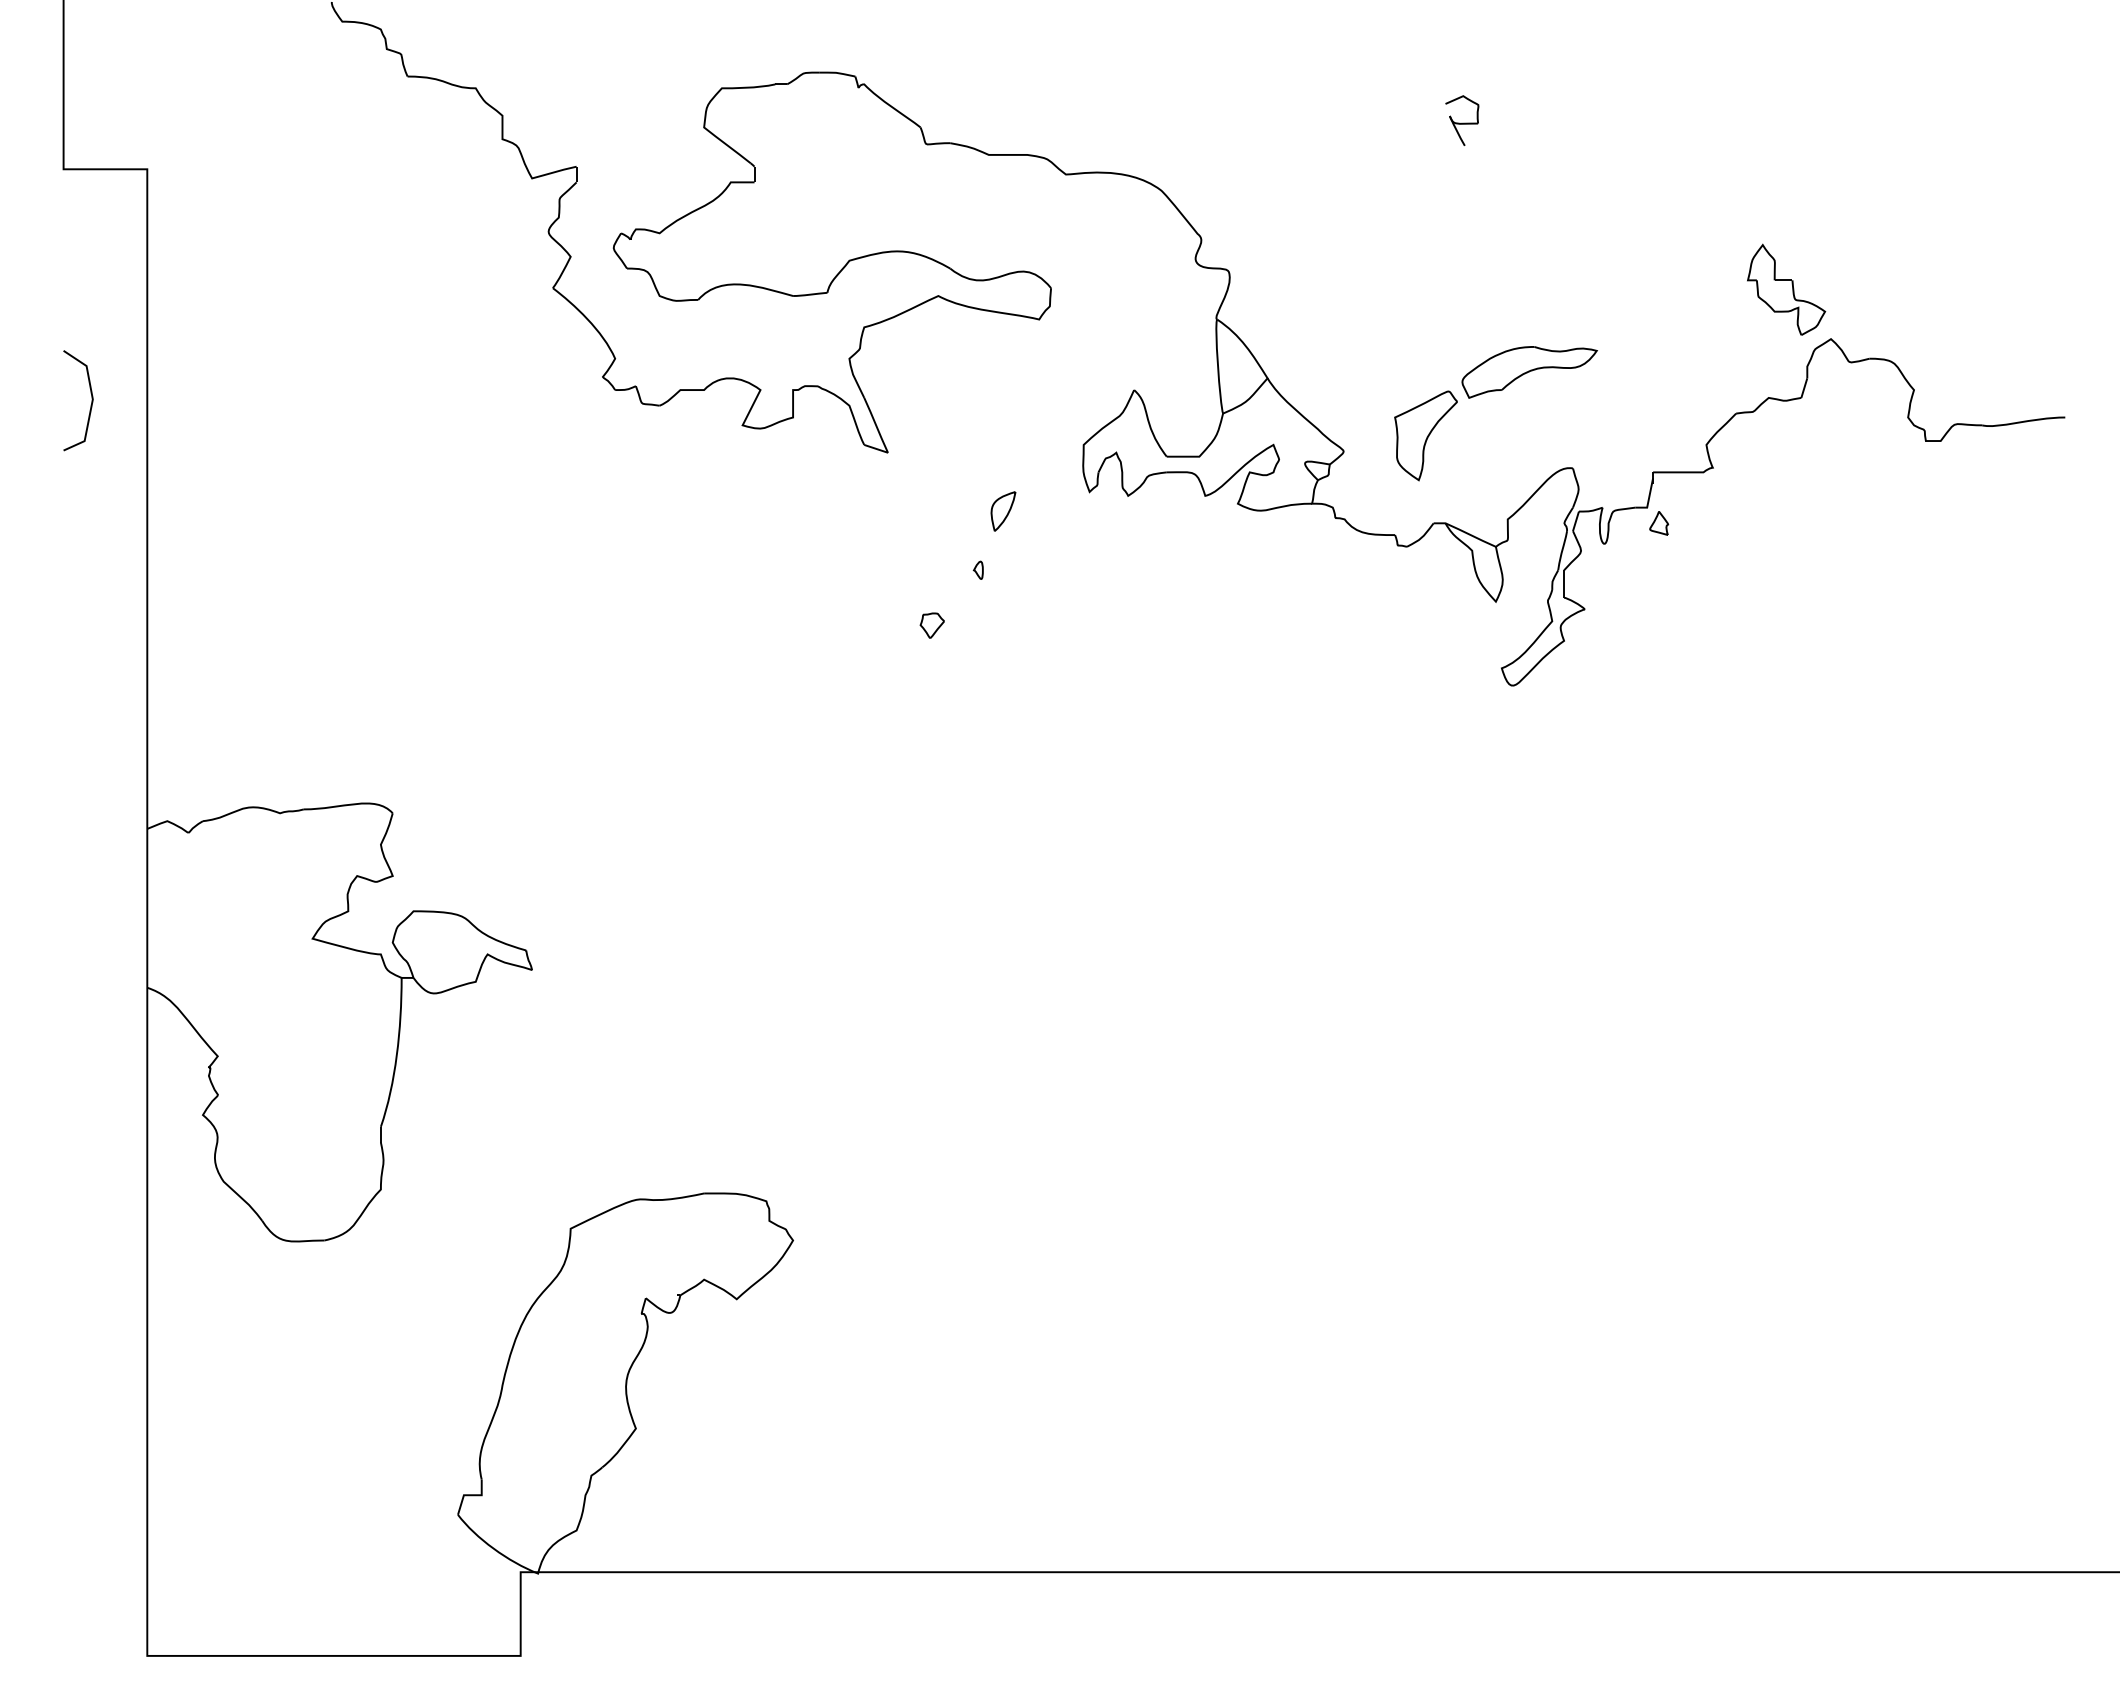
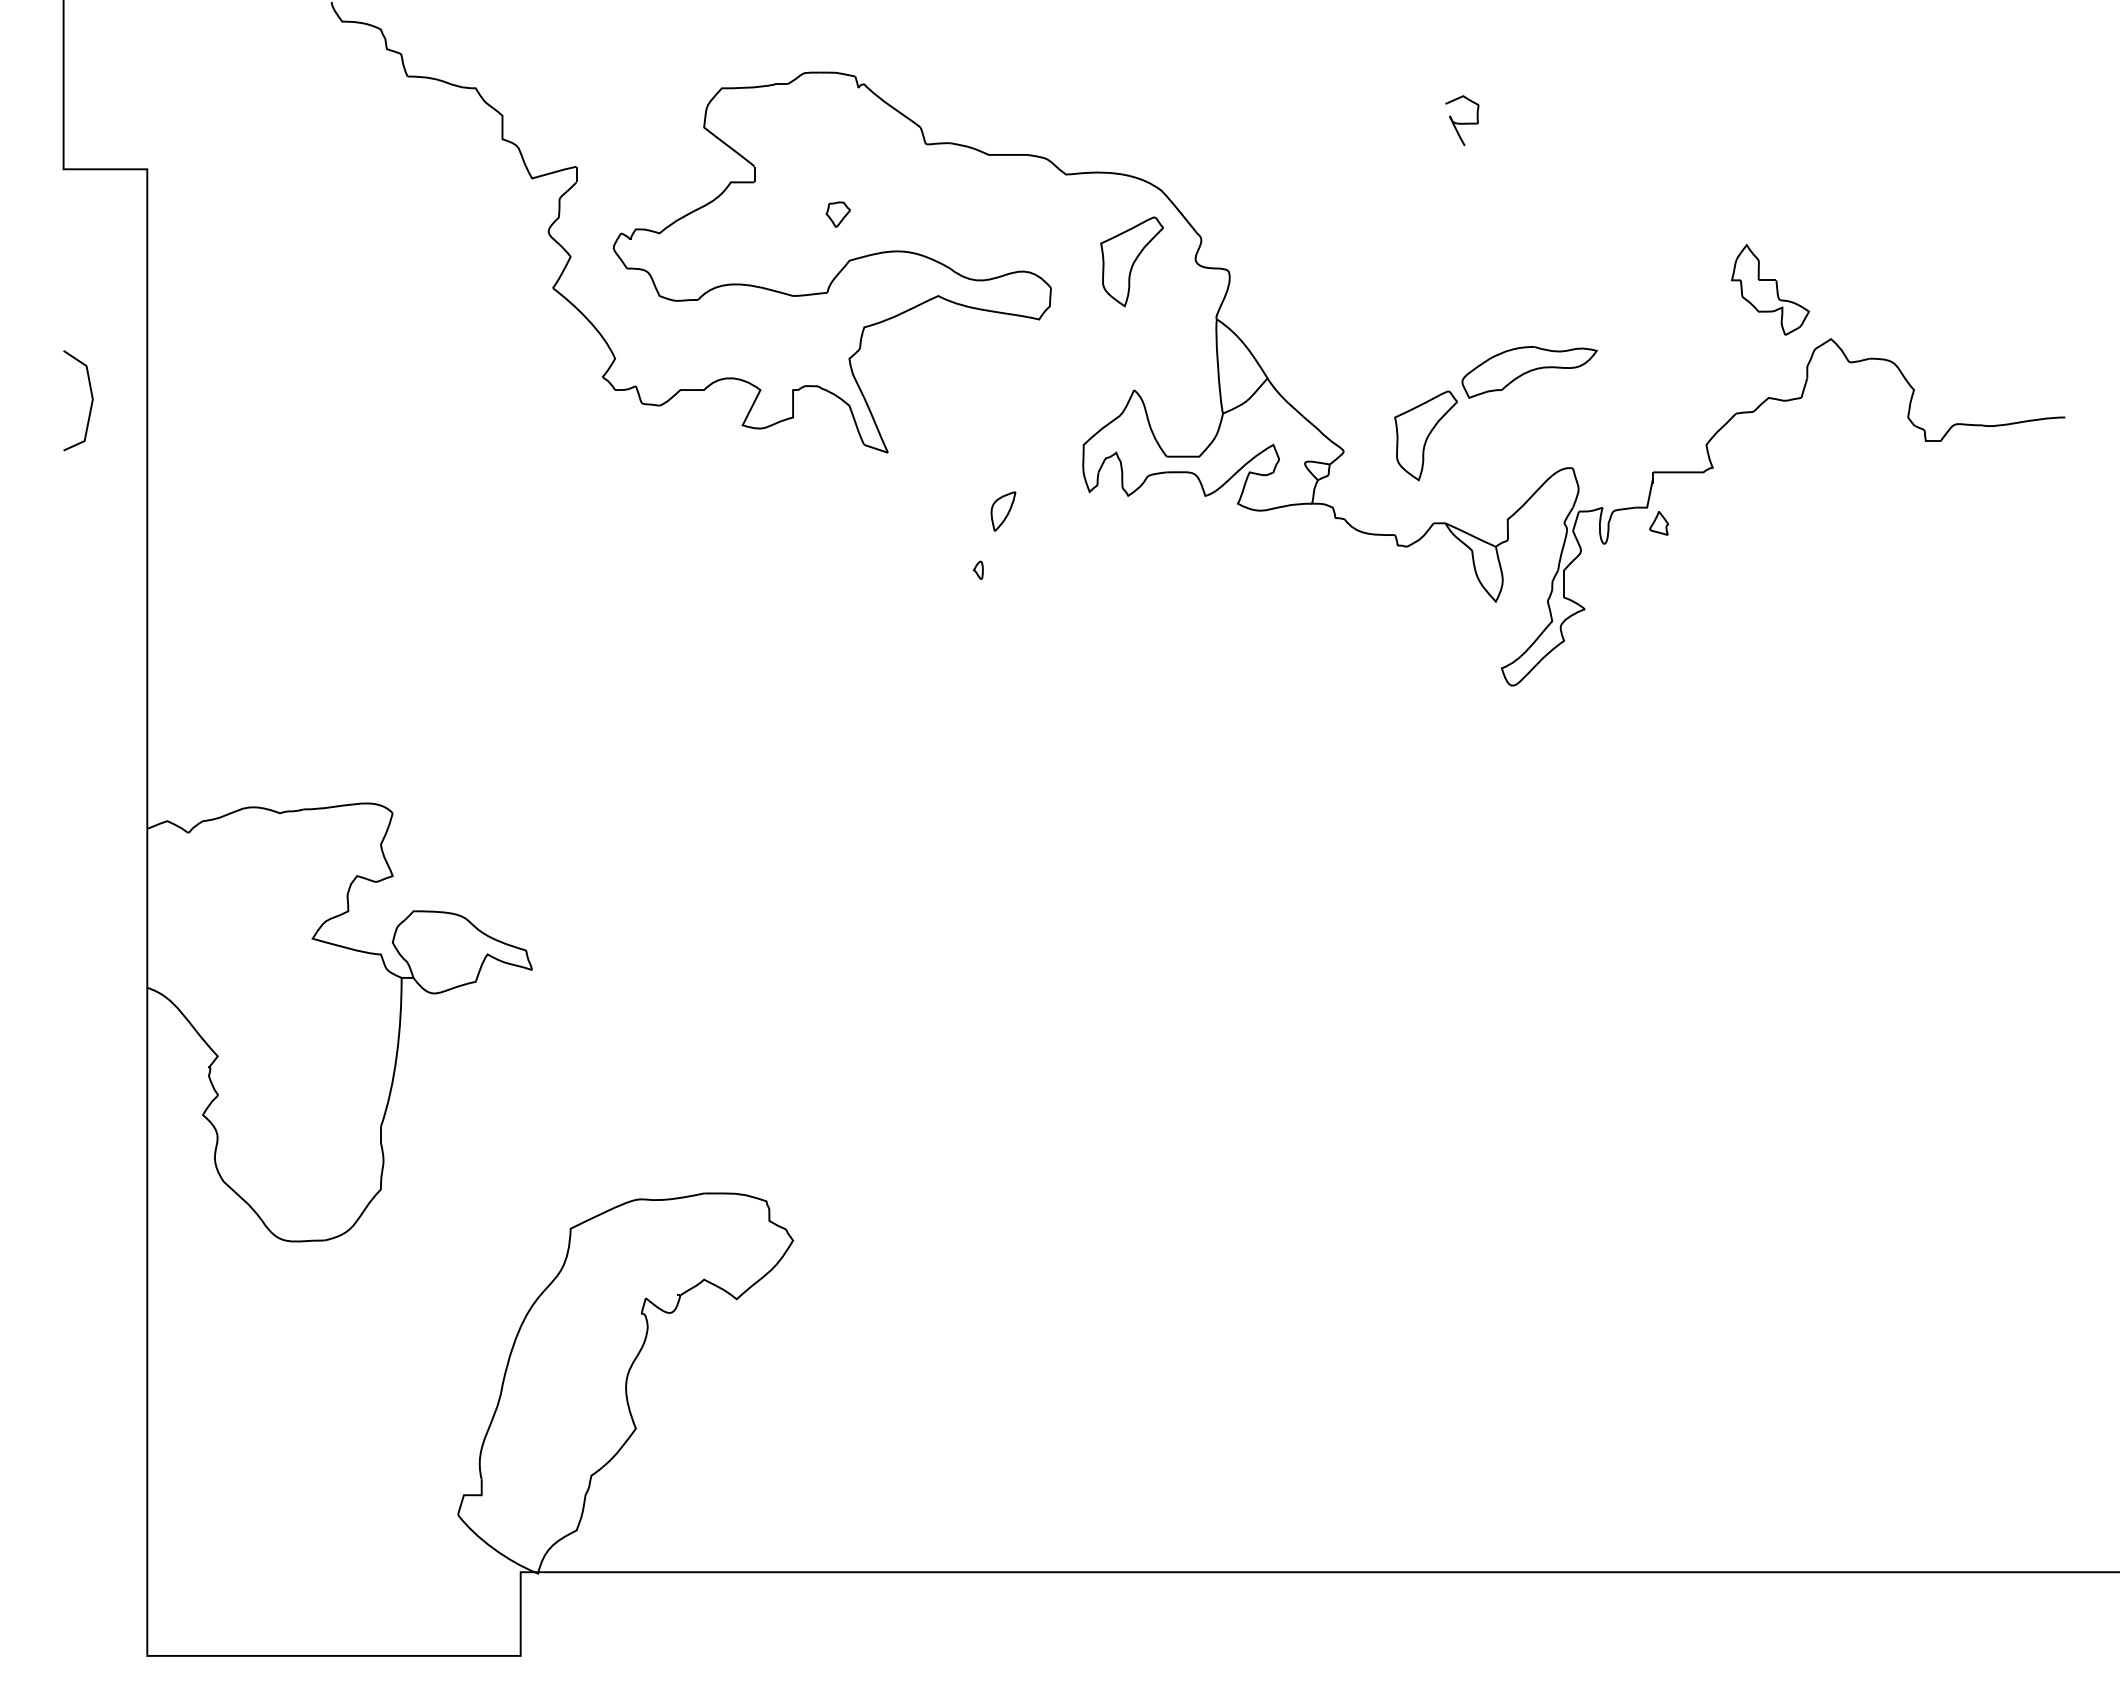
part: none -> present (1131, 261)
part position: (1786, 289) -> (1770, 289) (1770, 289)
part position: (931, 625) -> (837, 214) (837, 214)
